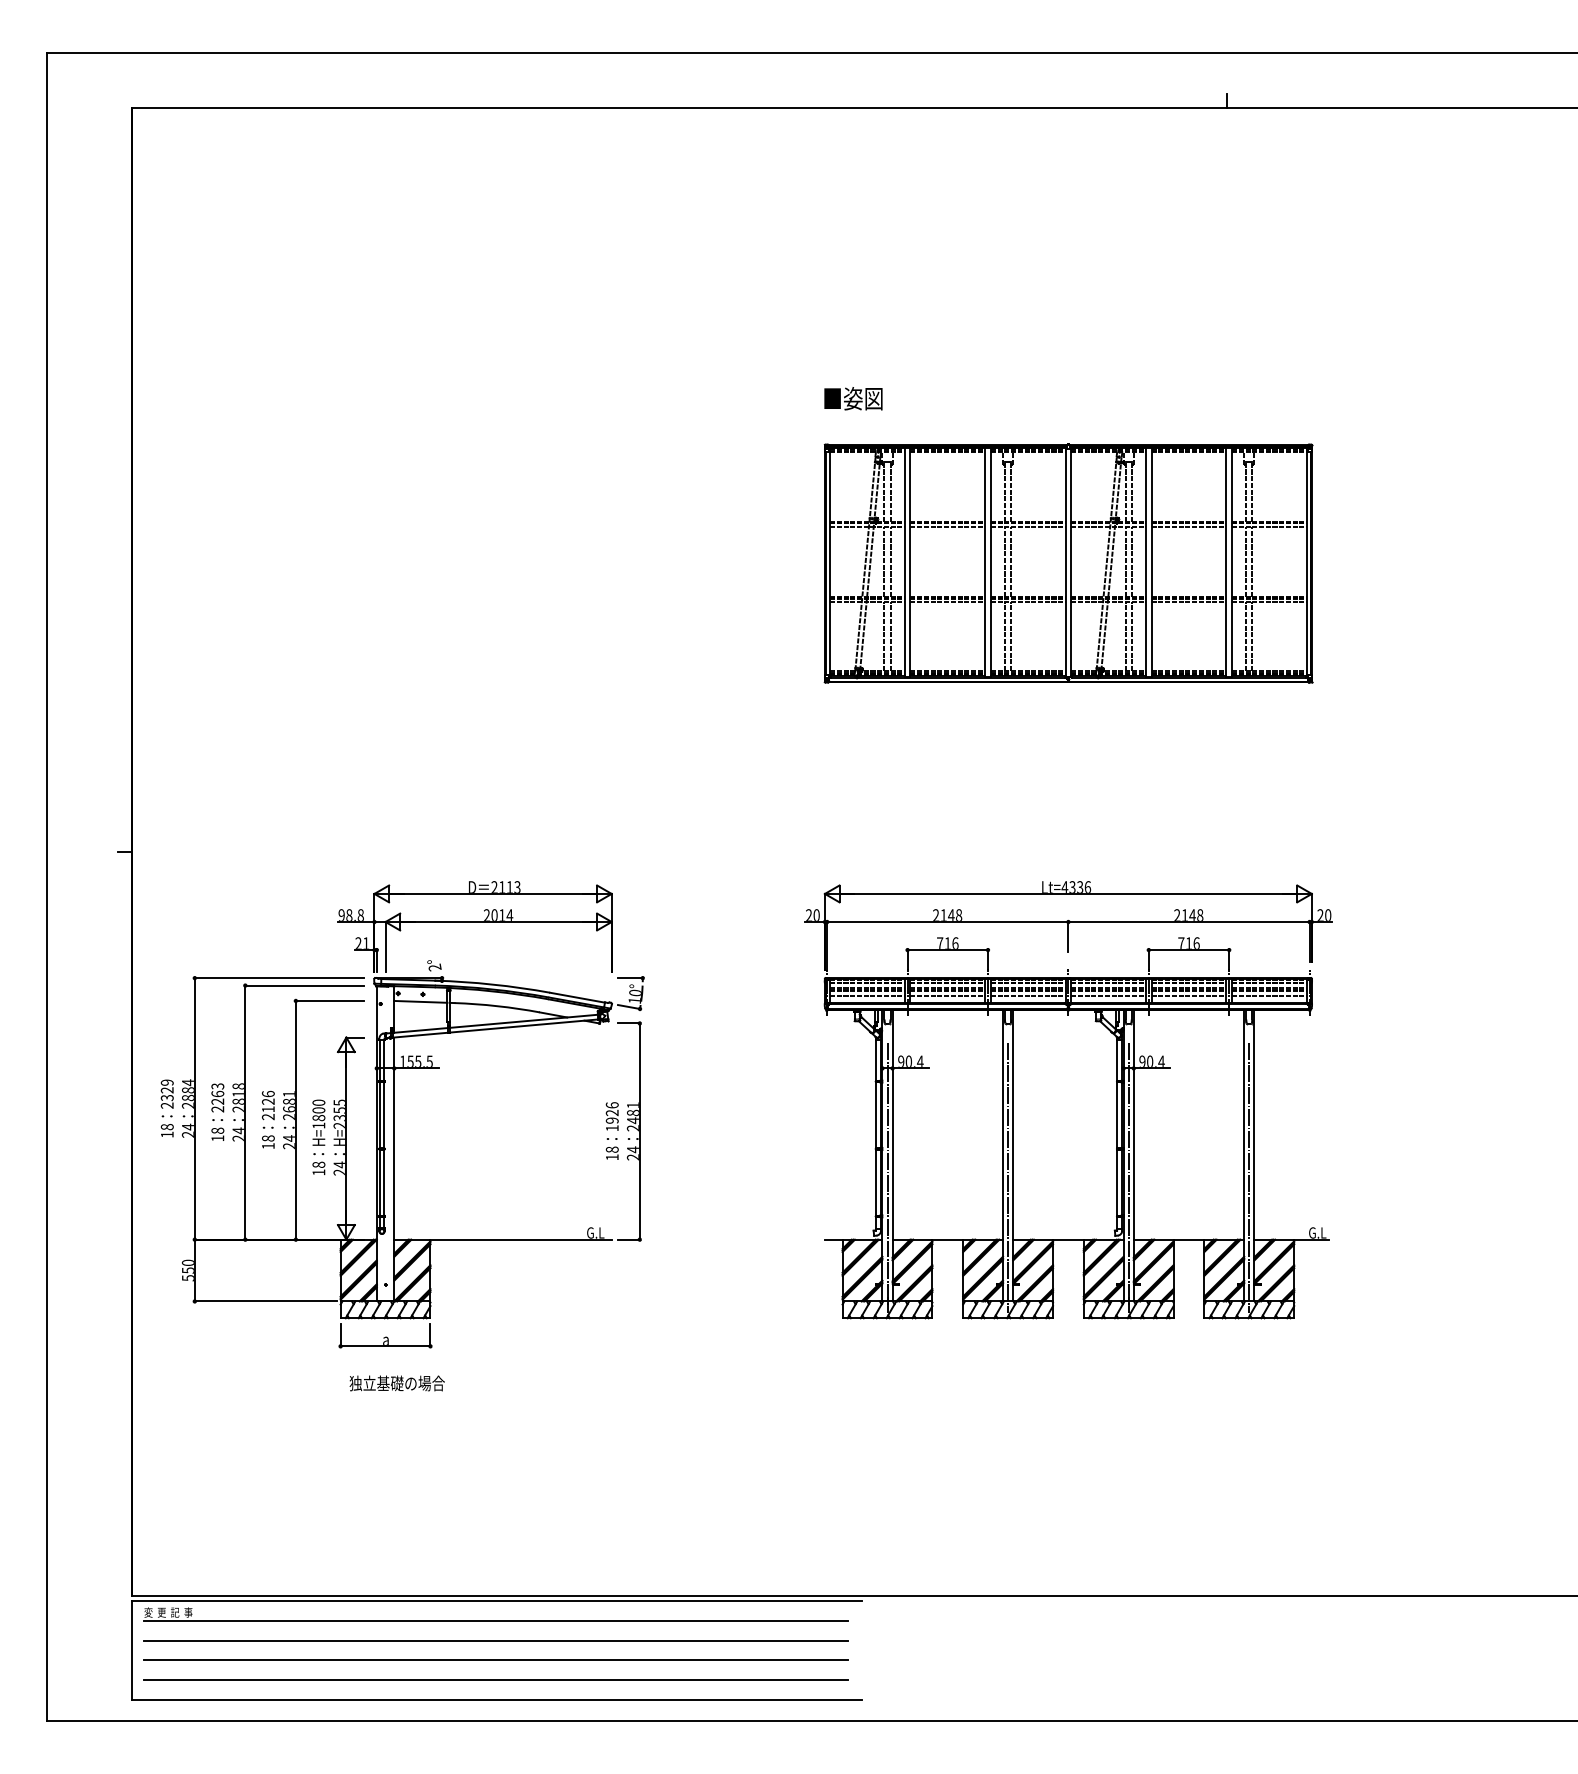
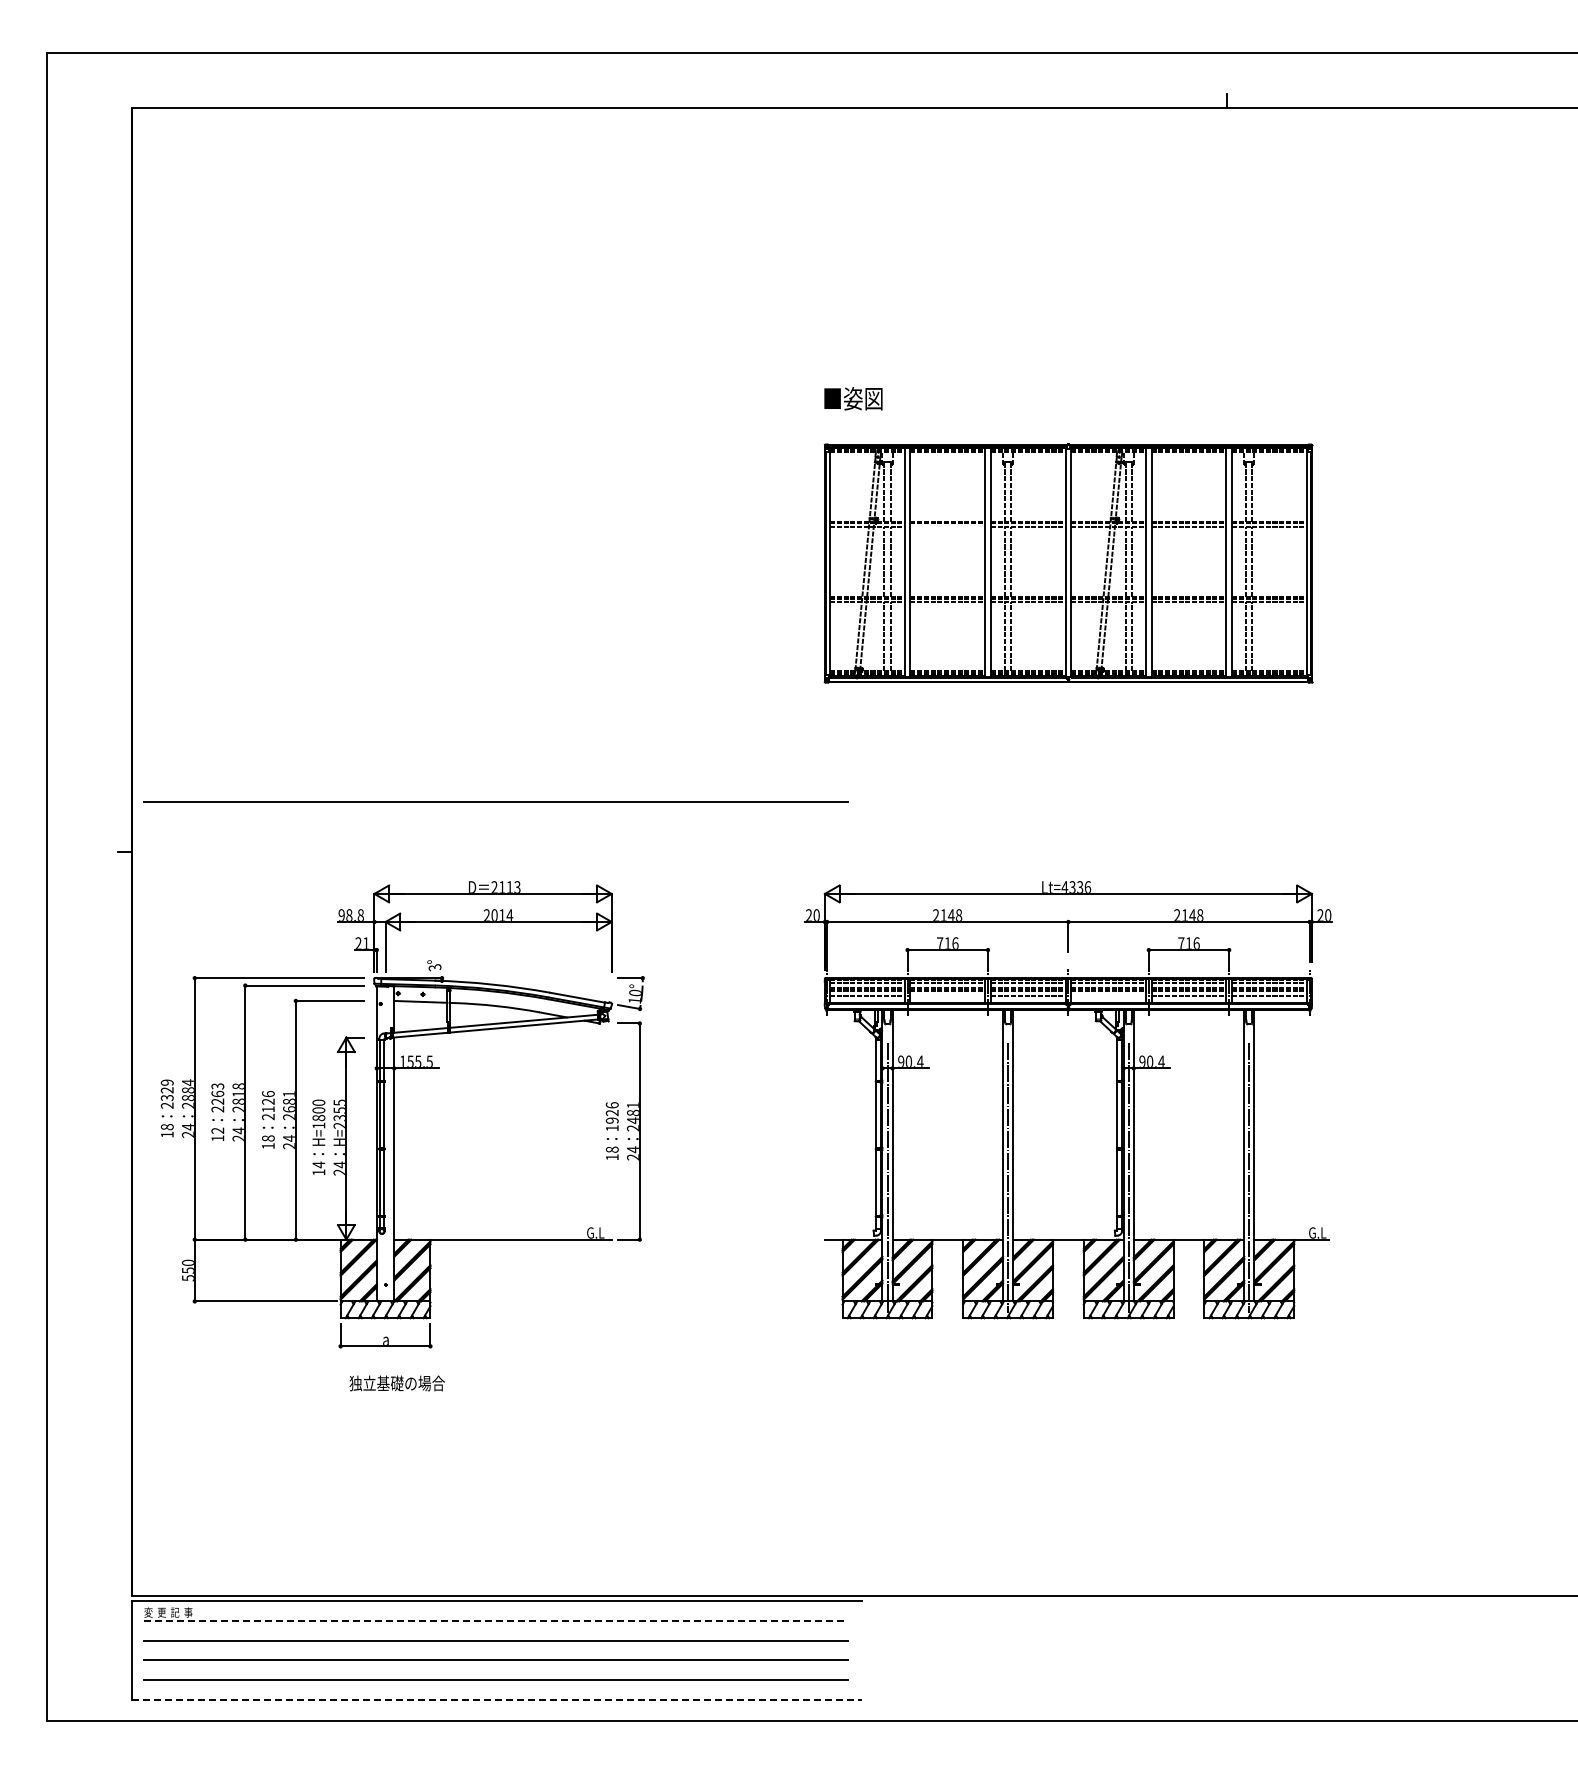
line: present -> none (947, 526)
line: none -> present (495, 801)
text: 2° -> 3° (435, 967)
line: present -> none (947, 995)
line: present -> none (1108, 995)
text: 18 -> 12 (217, 1130)
text: 18 -> 14 (318, 1164)
line: solid -> dashed (495, 1621)
line: solid -> dashed (496, 1699)
